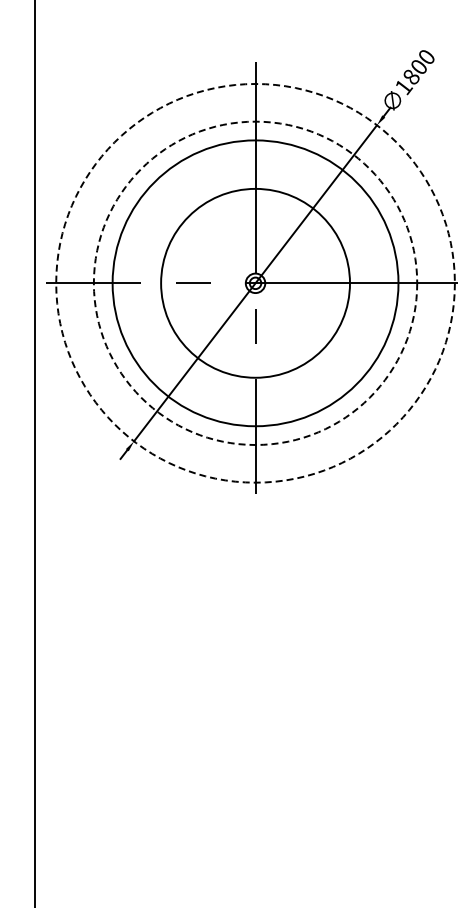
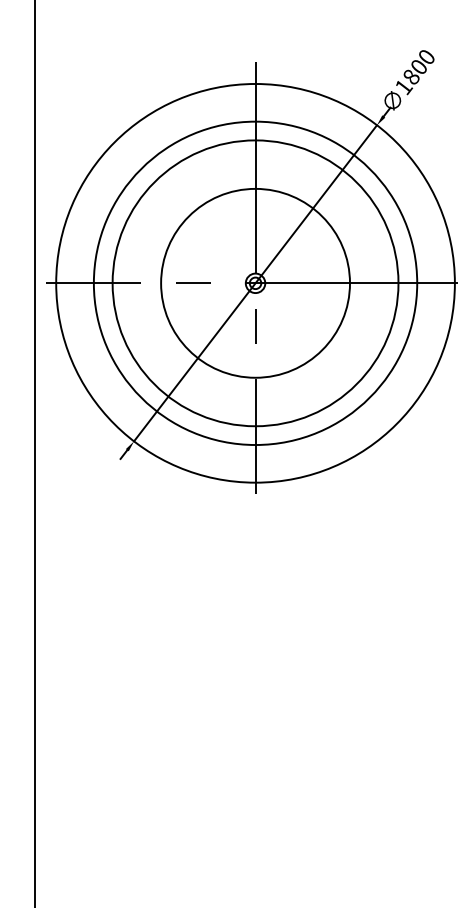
circle: dashed -> solid (255, 282)
circle: dashed -> solid (255, 283)
